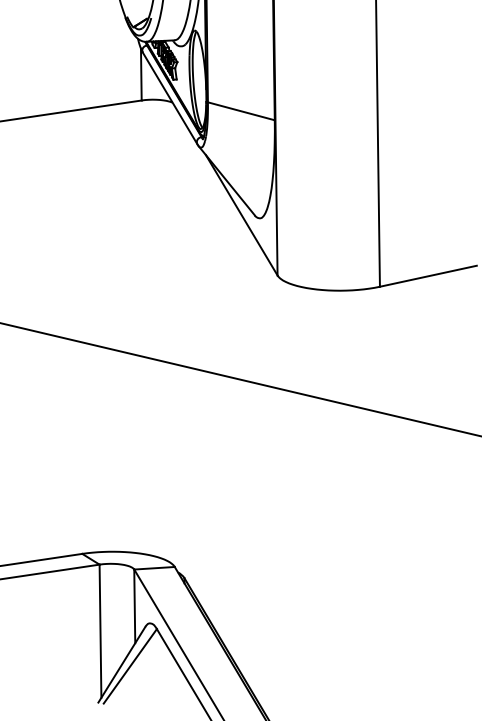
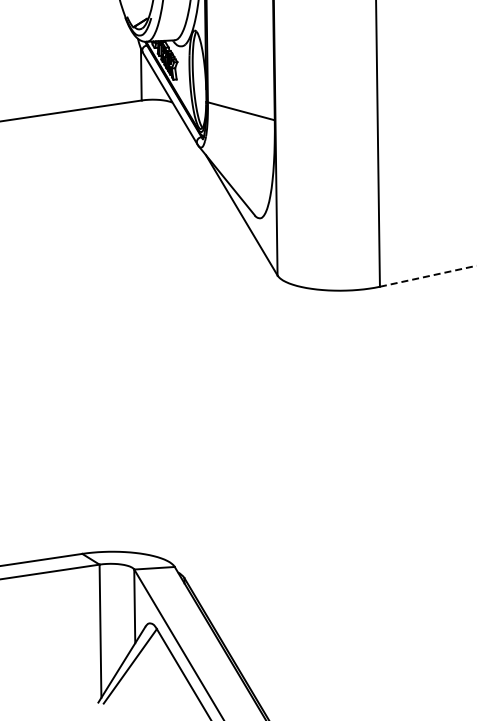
line: solid -> dashed (428, 276)
line: present -> none (240, 379)
